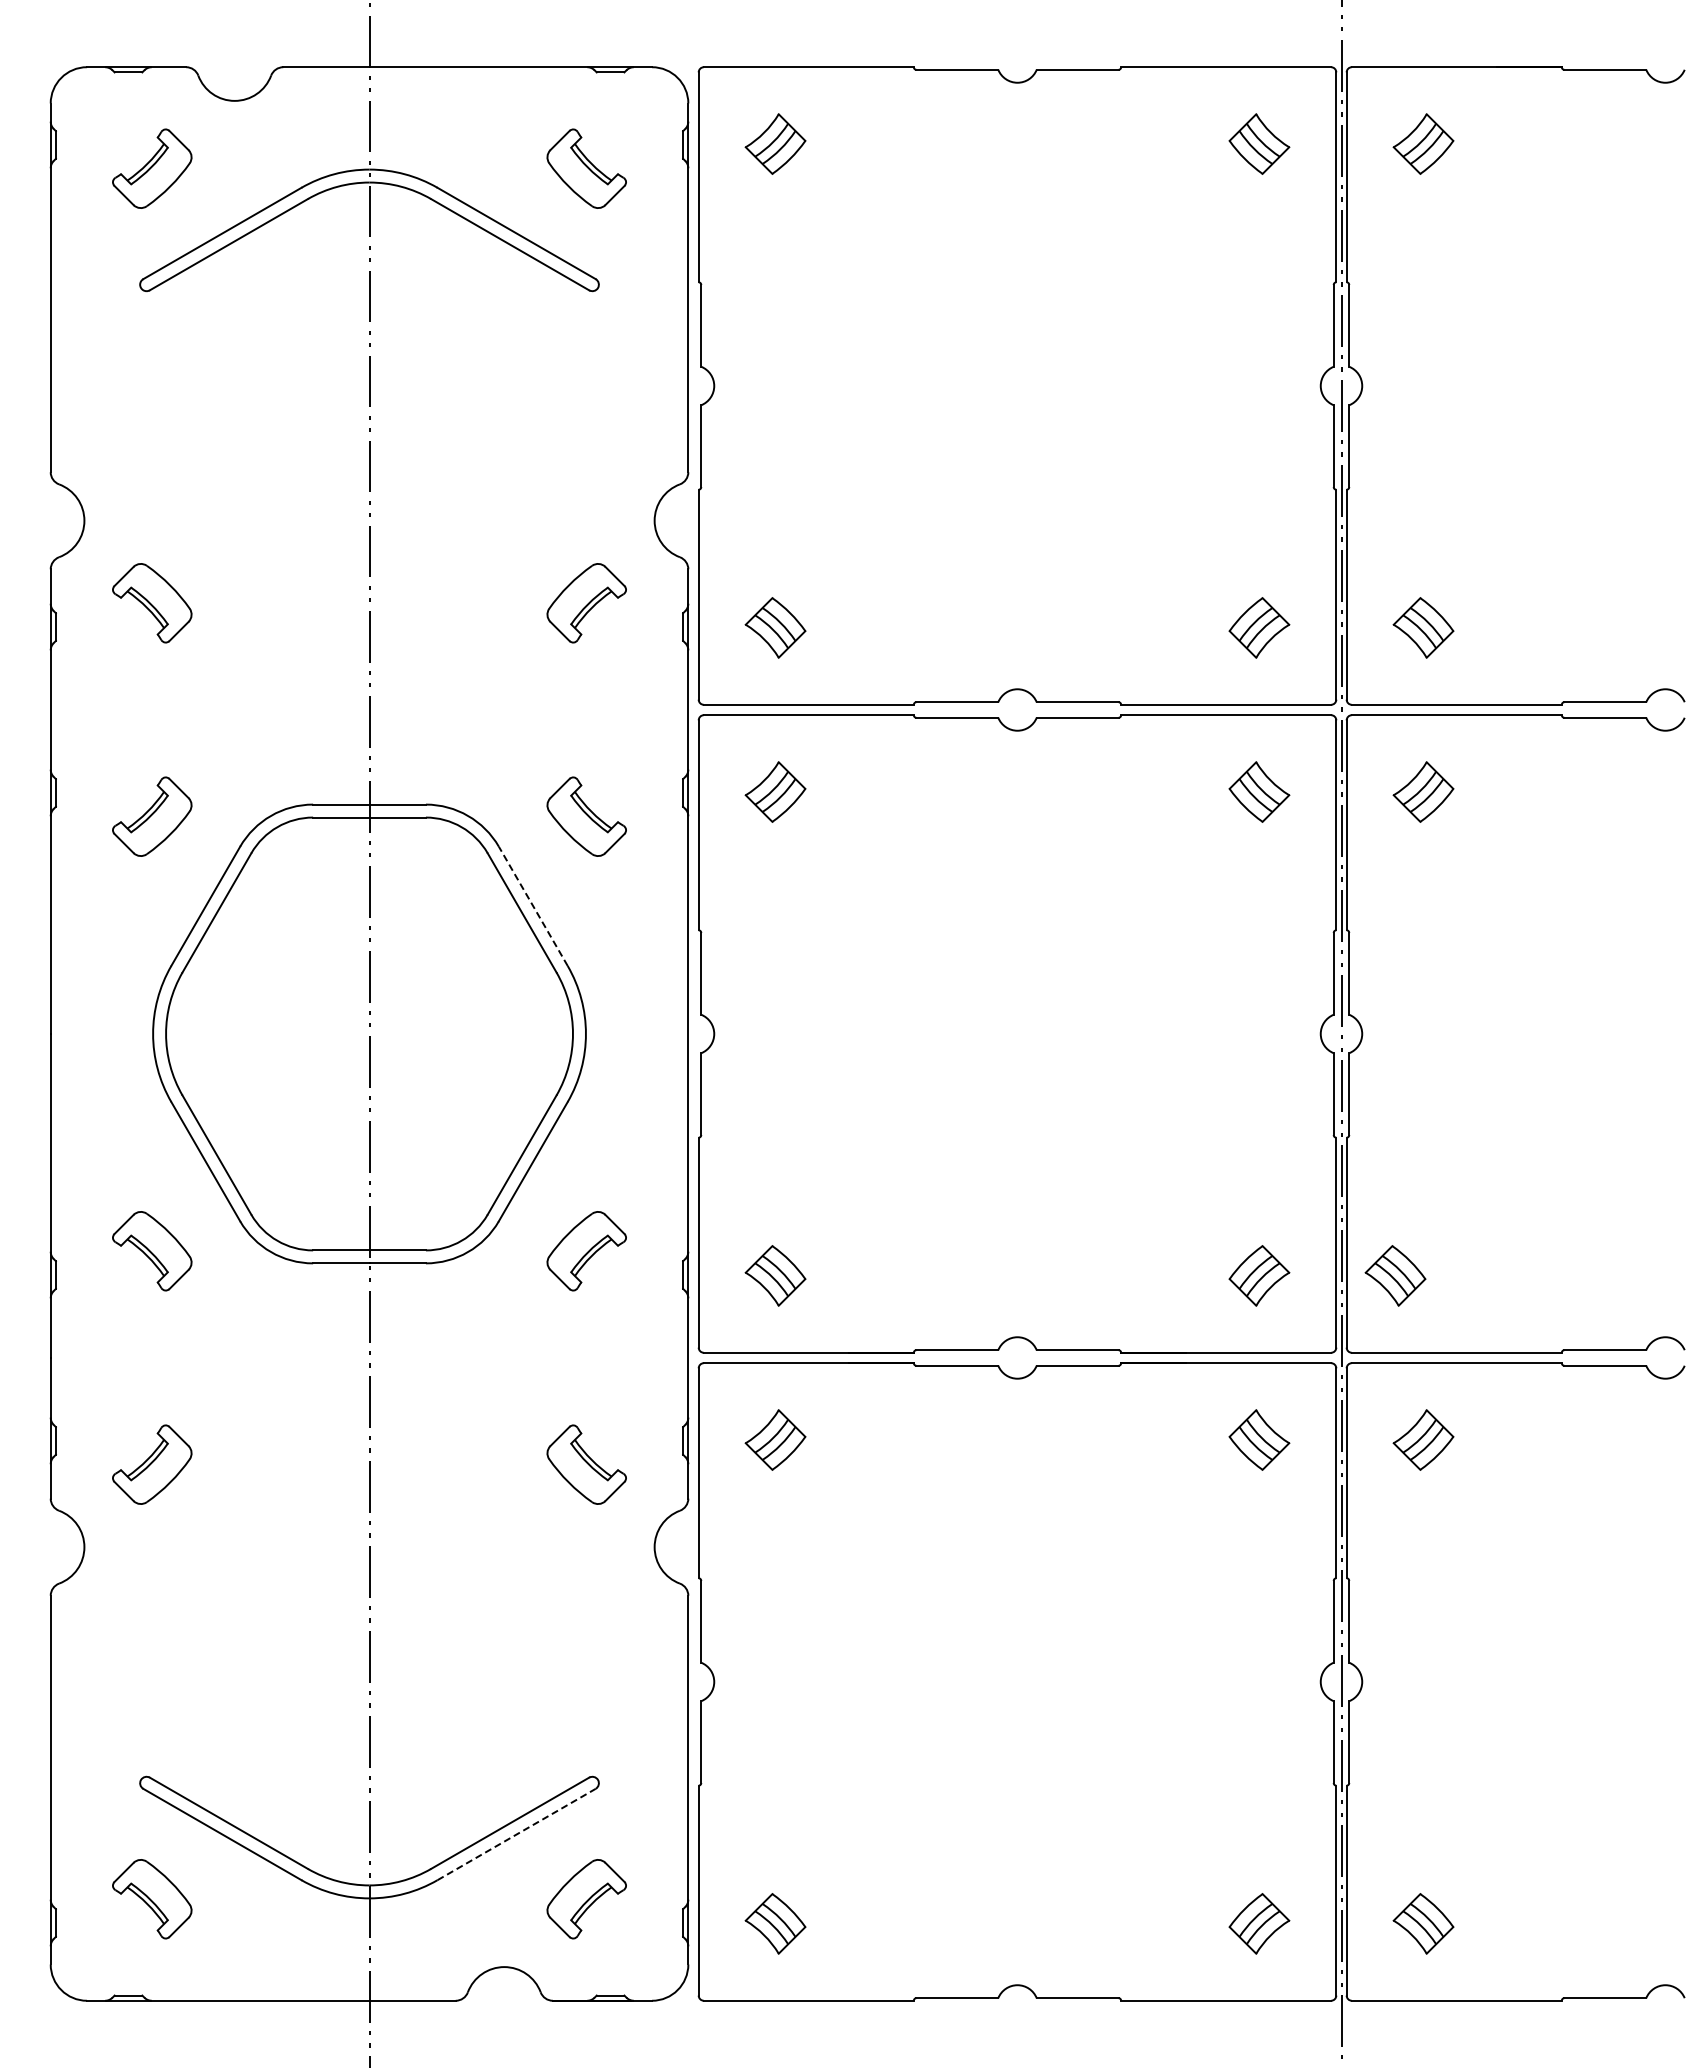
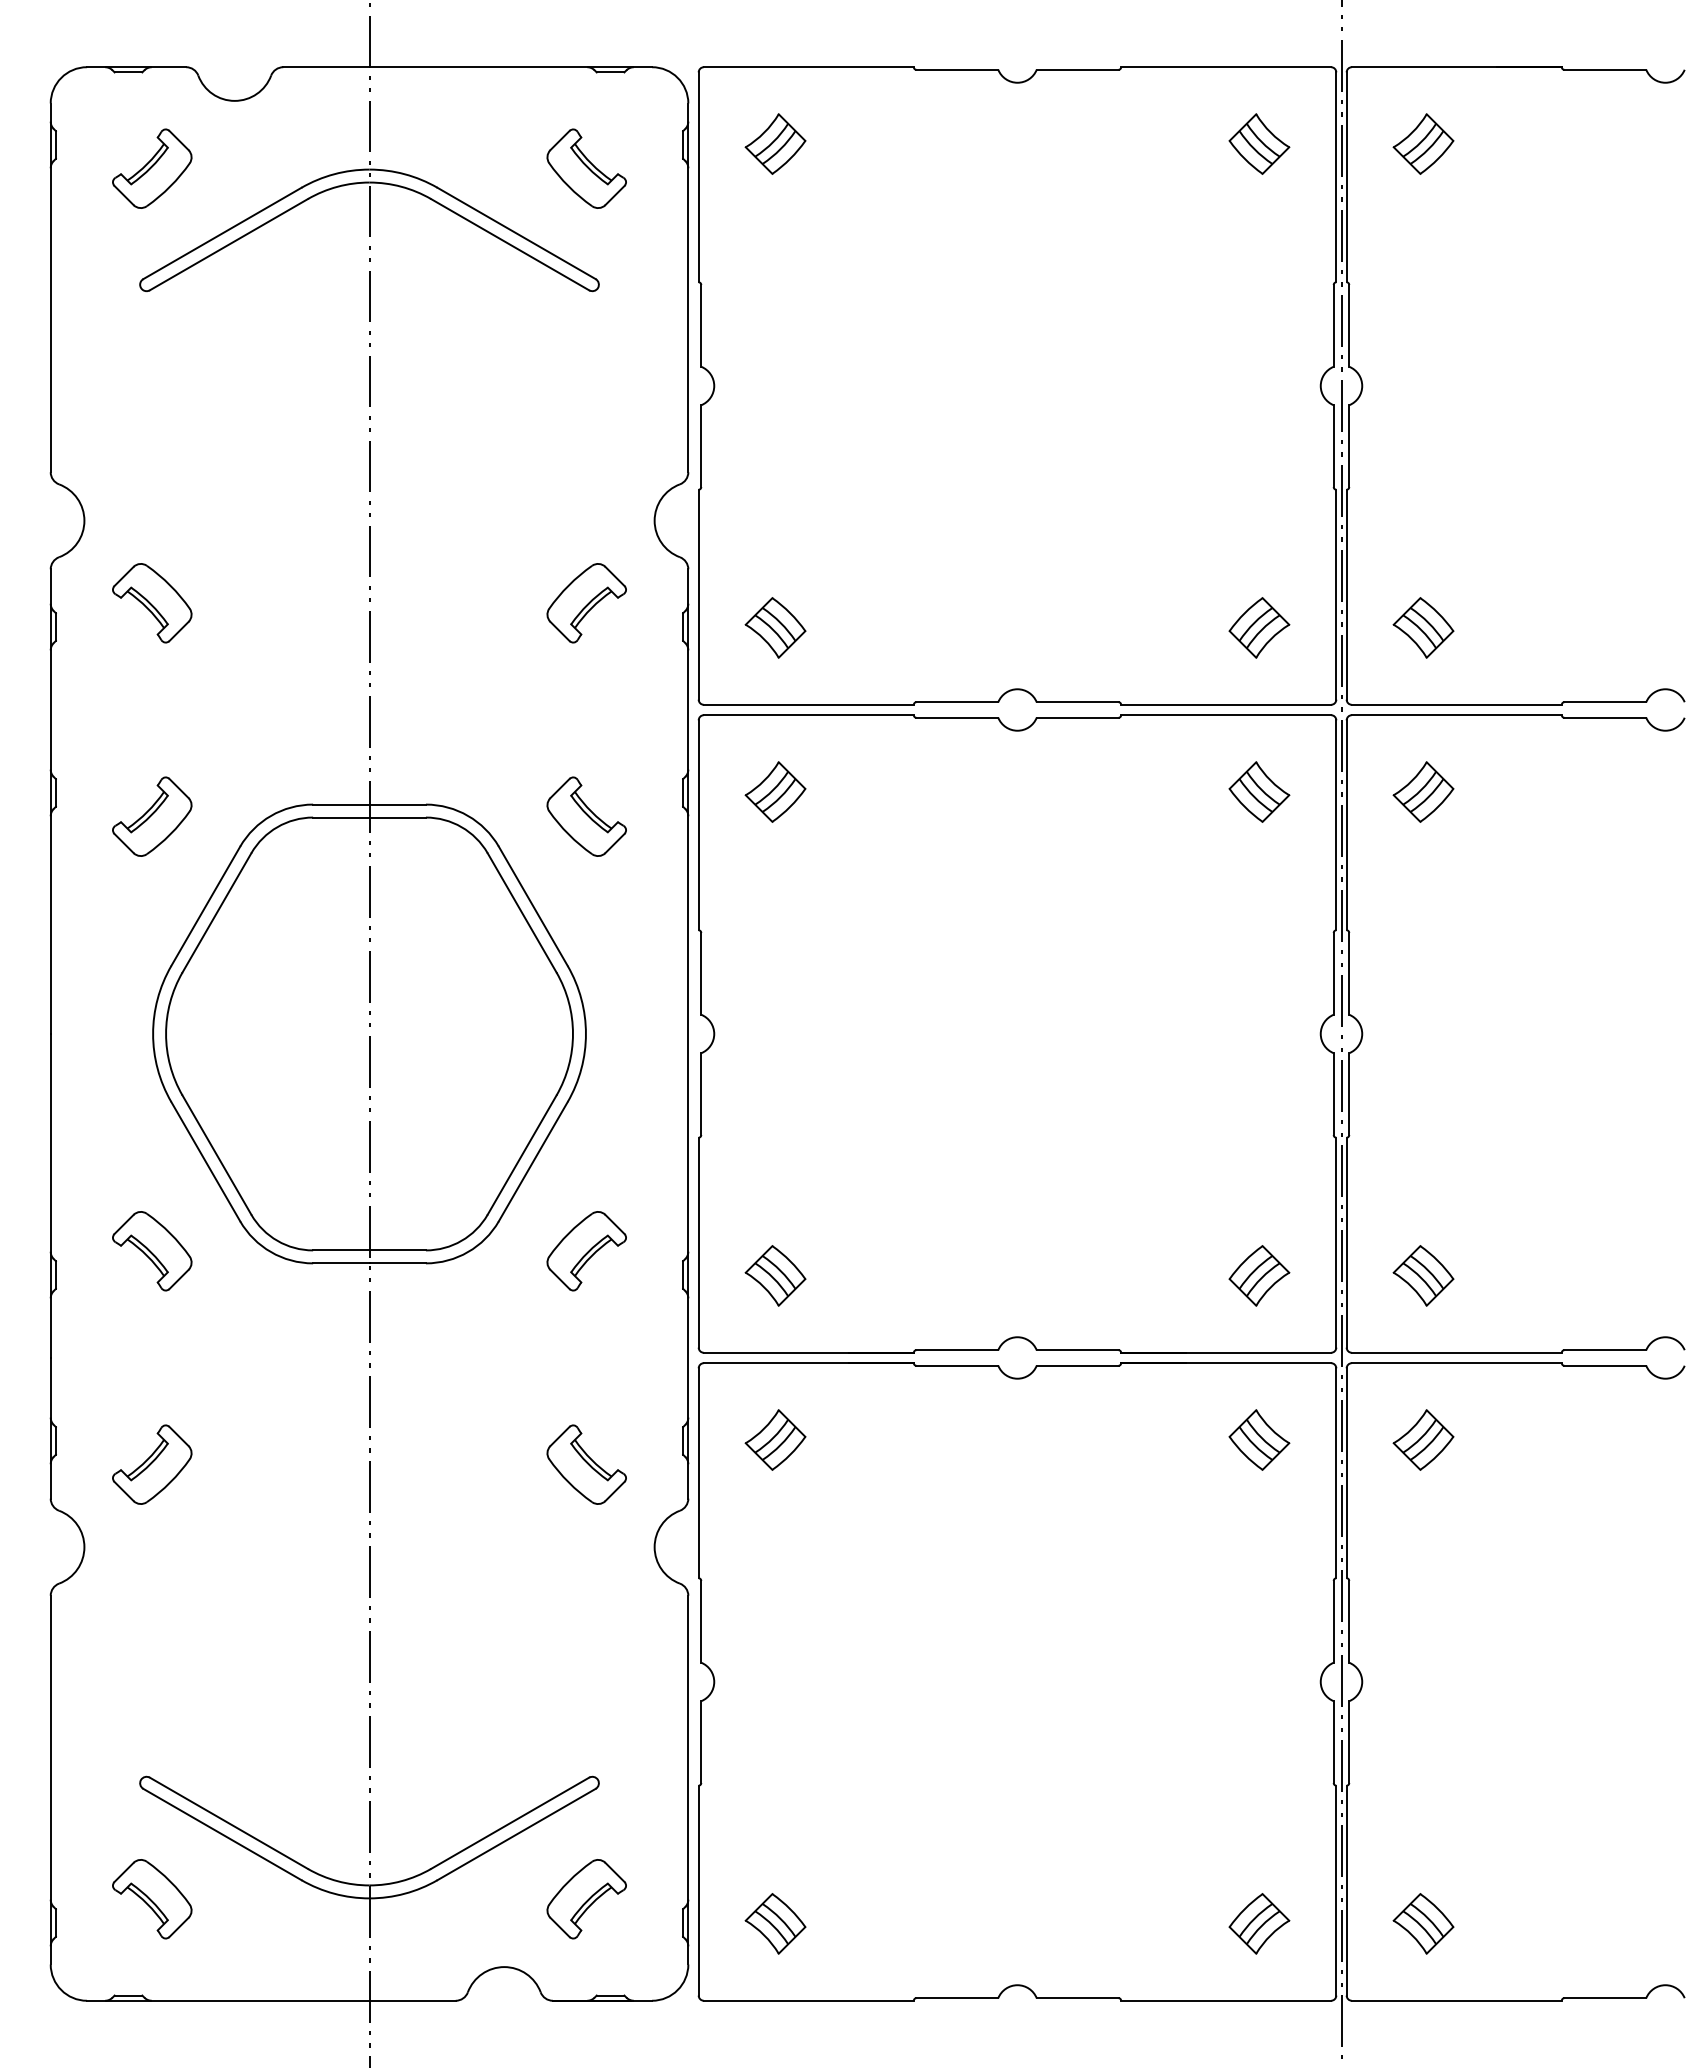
line: dashed -> solid (533, 906)
part position: (1395, 1275) -> (1423, 1275) (1423, 1275)
line: dashed -> solid (517, 1834)
